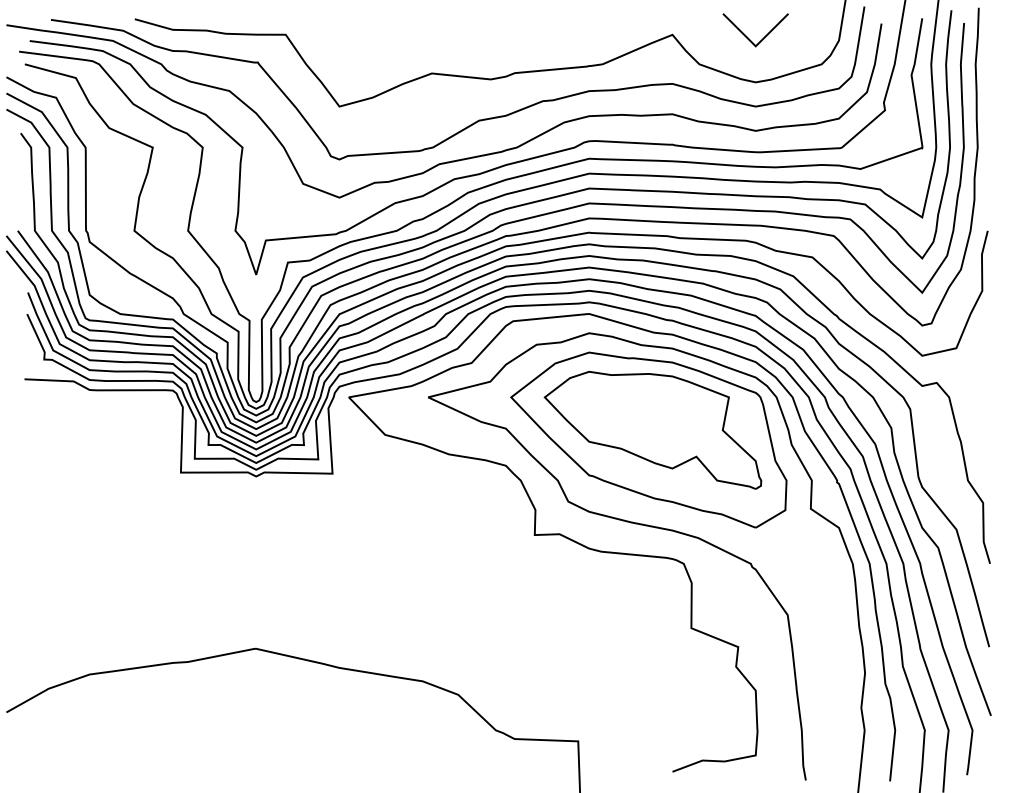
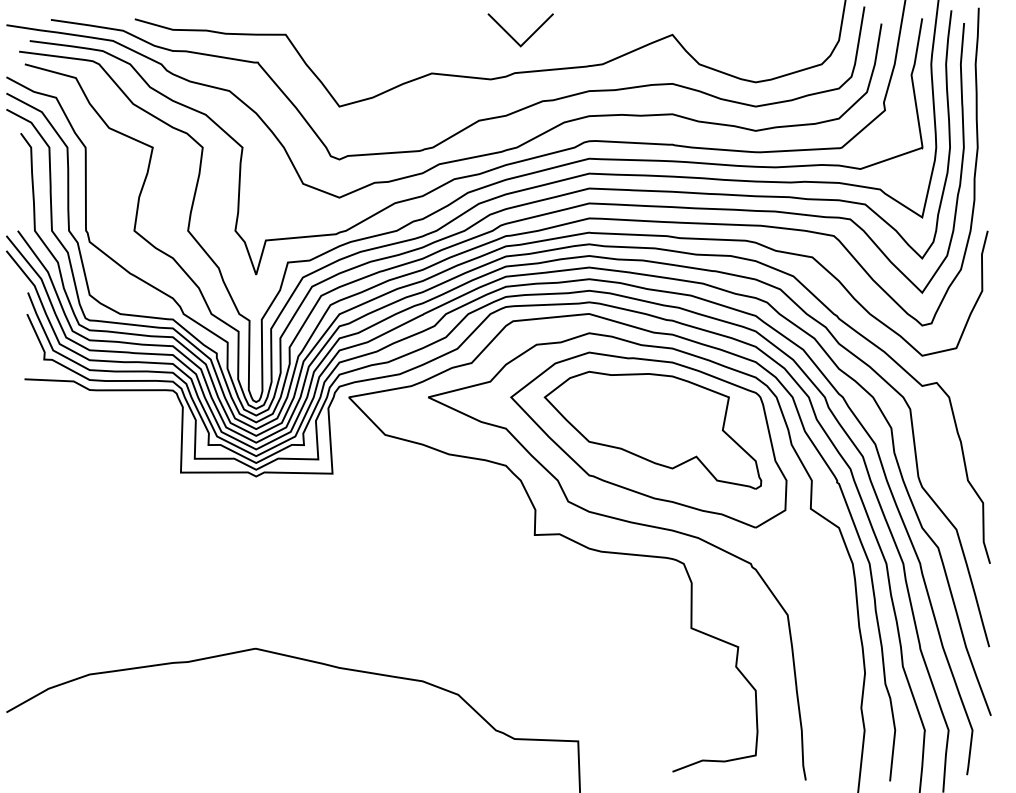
line position: (748, 37) -> (513, 37) (513, 37)
